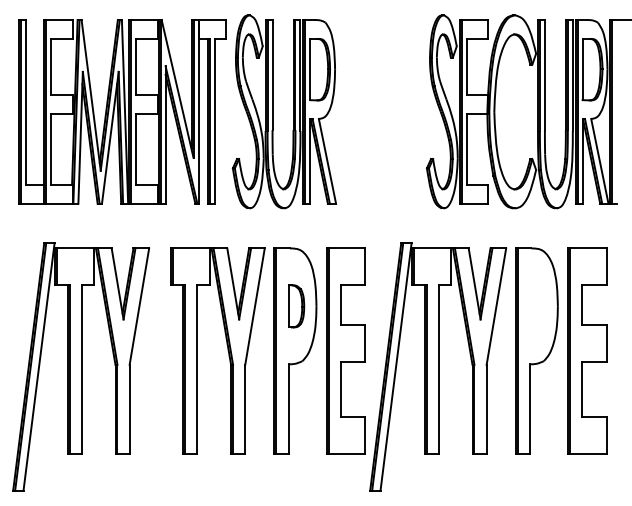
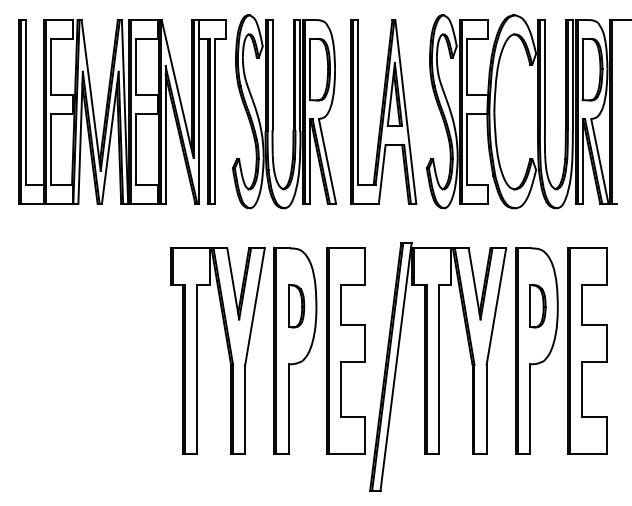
part: none -> present (383, 111)
part: none -> present (537, 306)
part: present -> none (81, 366)
